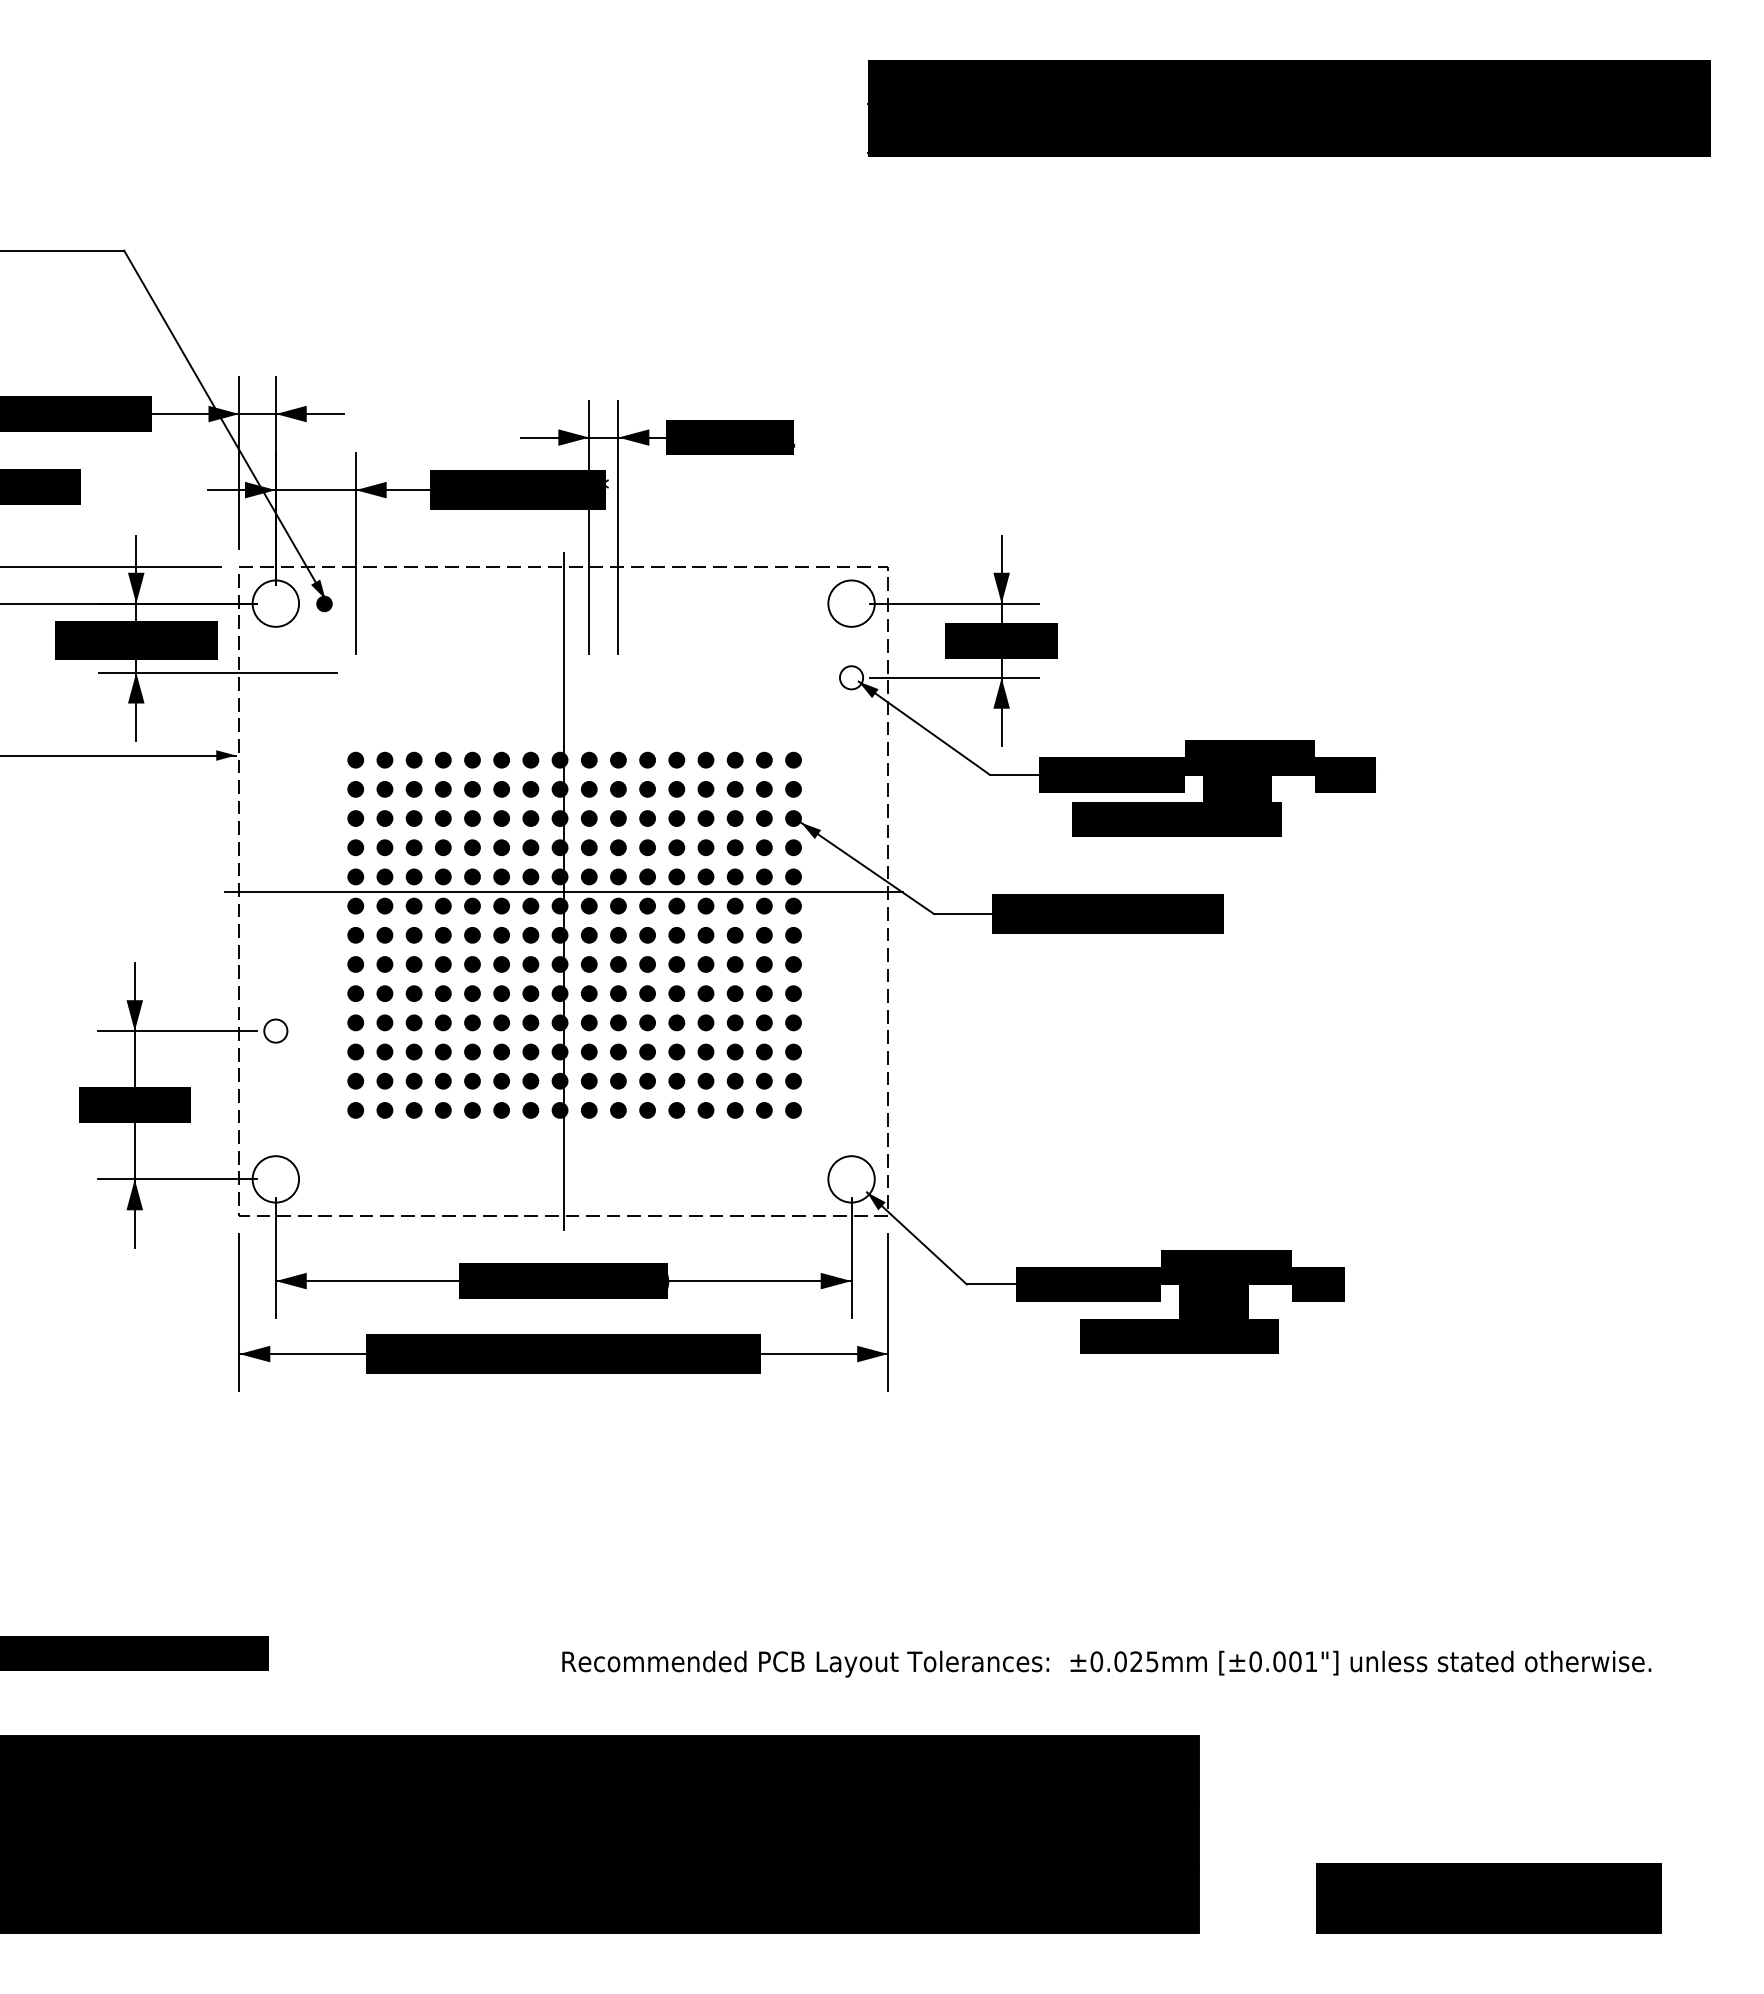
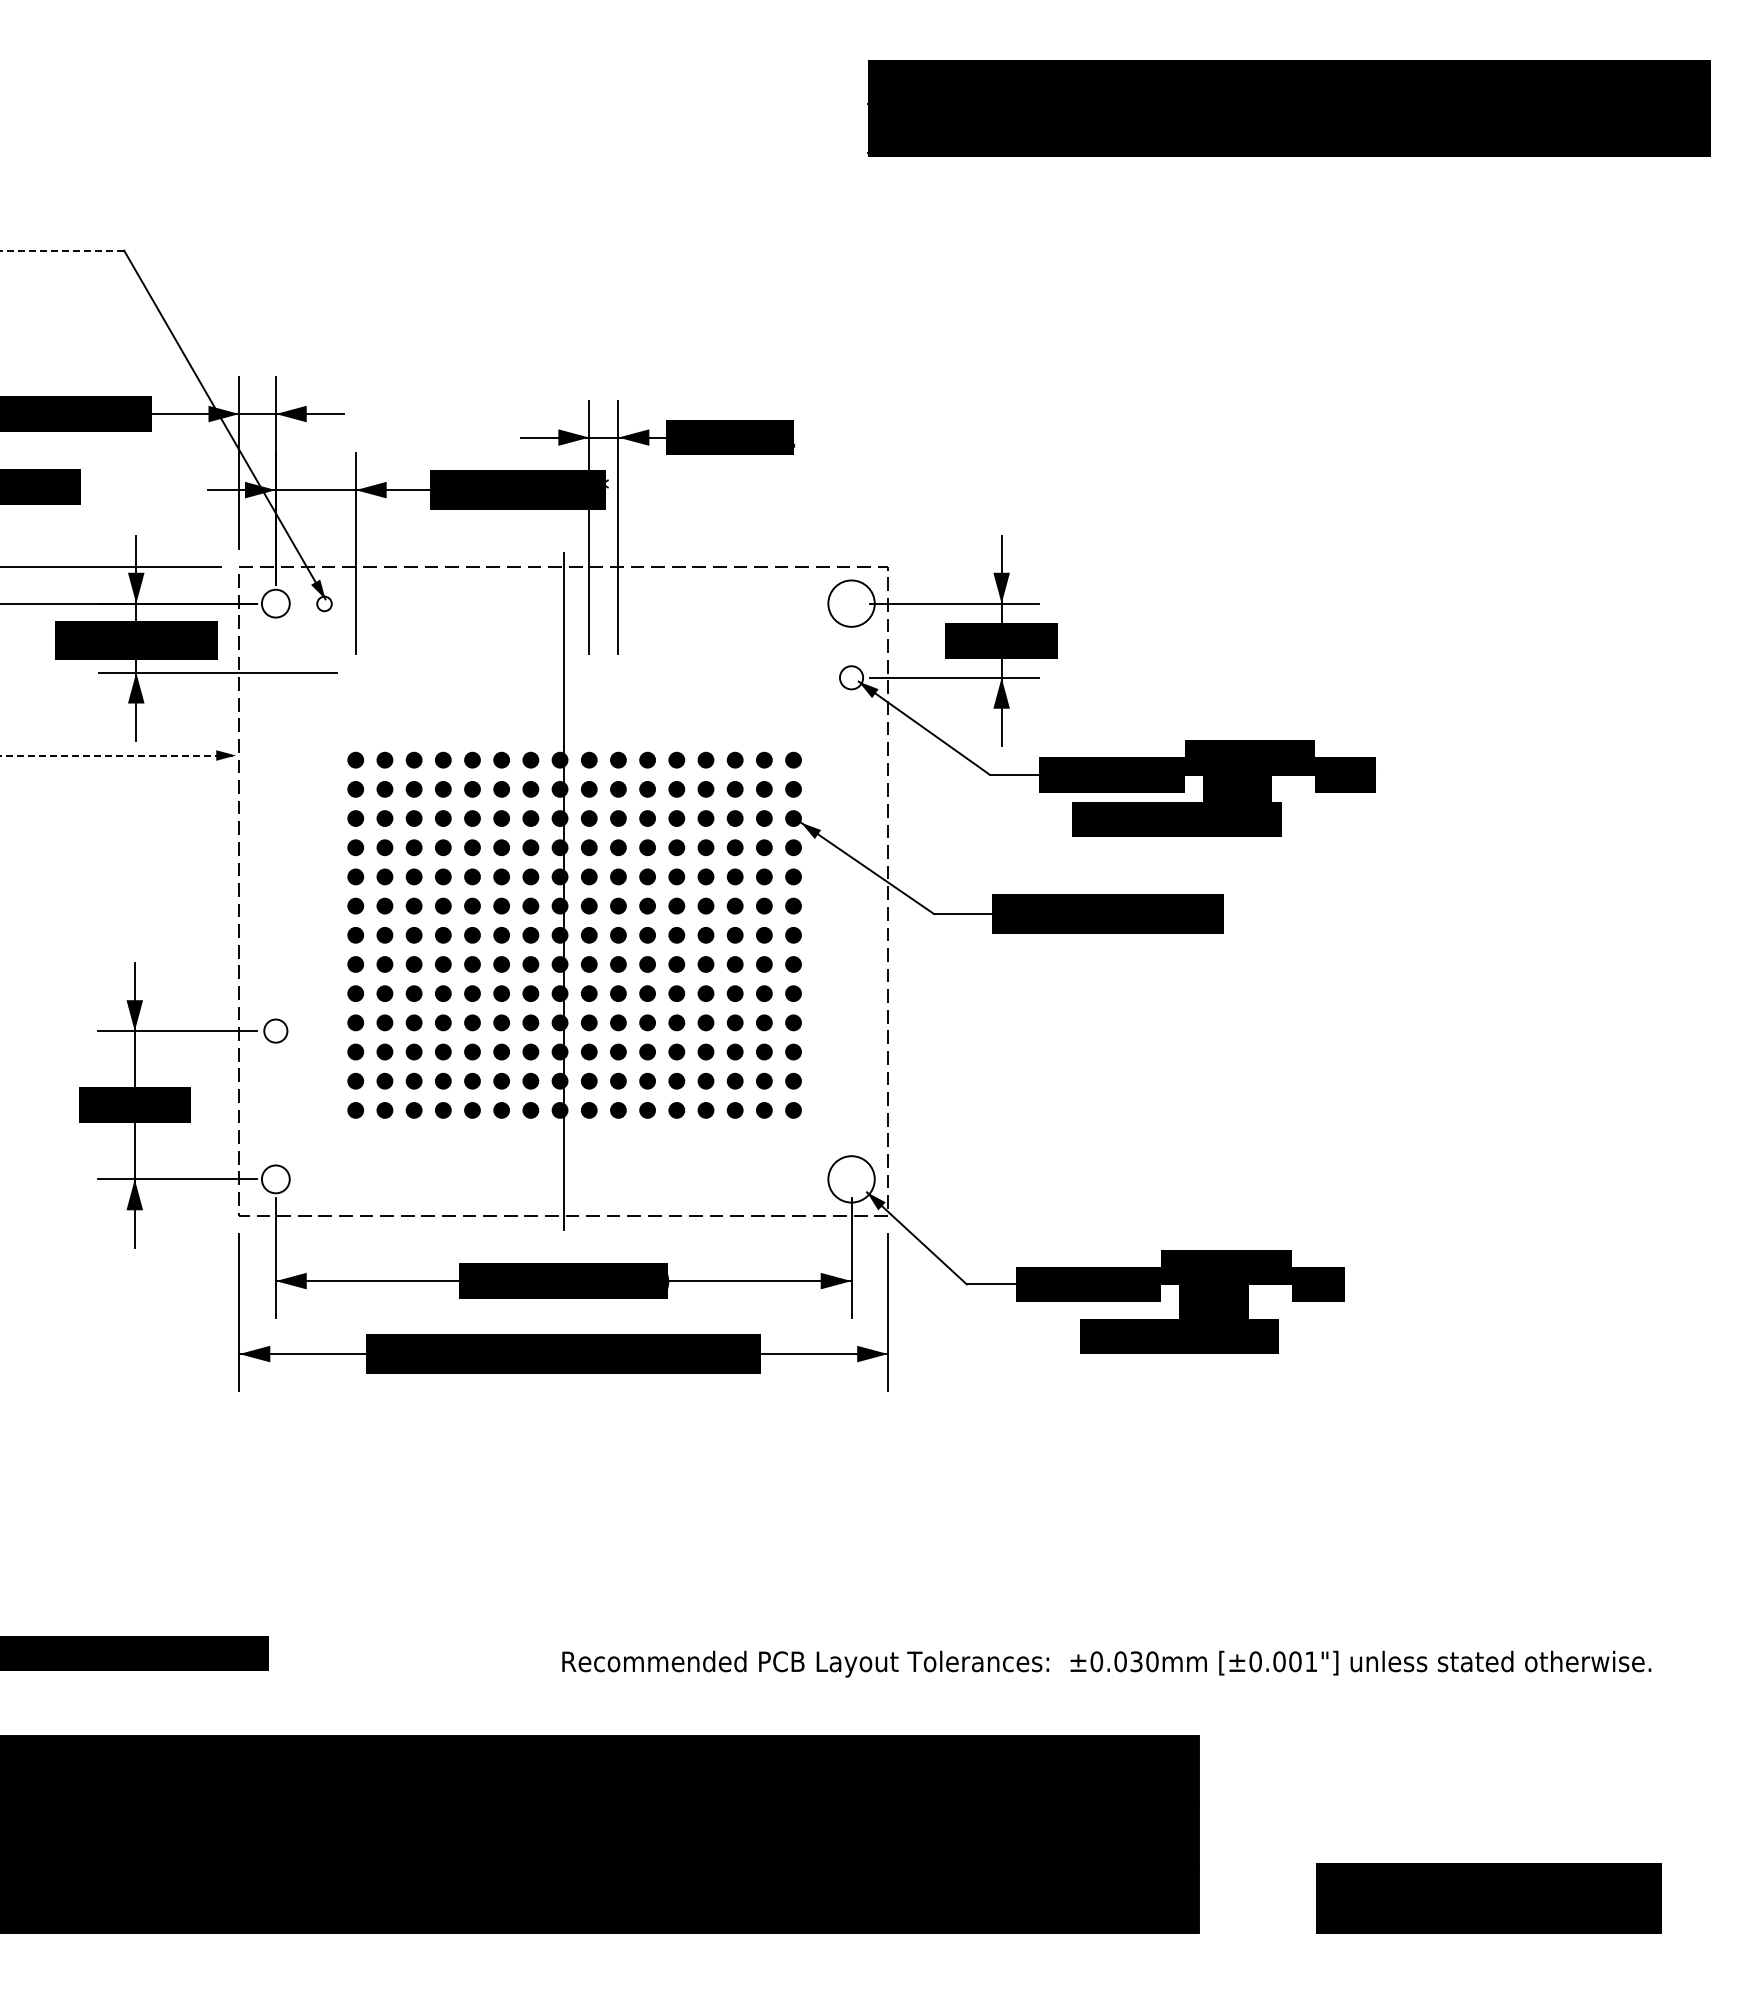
line: solid -> dashed (62, 250)
circle diameter: 46 px -> 28 px (275, 603)
fill: present -> none (324, 603)
line: solid -> dashed (118, 755)
line: present -> none (563, 891)
circle diameter: 46 px -> 28 px (275, 1179)
text: ±0.025mm -> ±0.030mm (1144, 1661)
